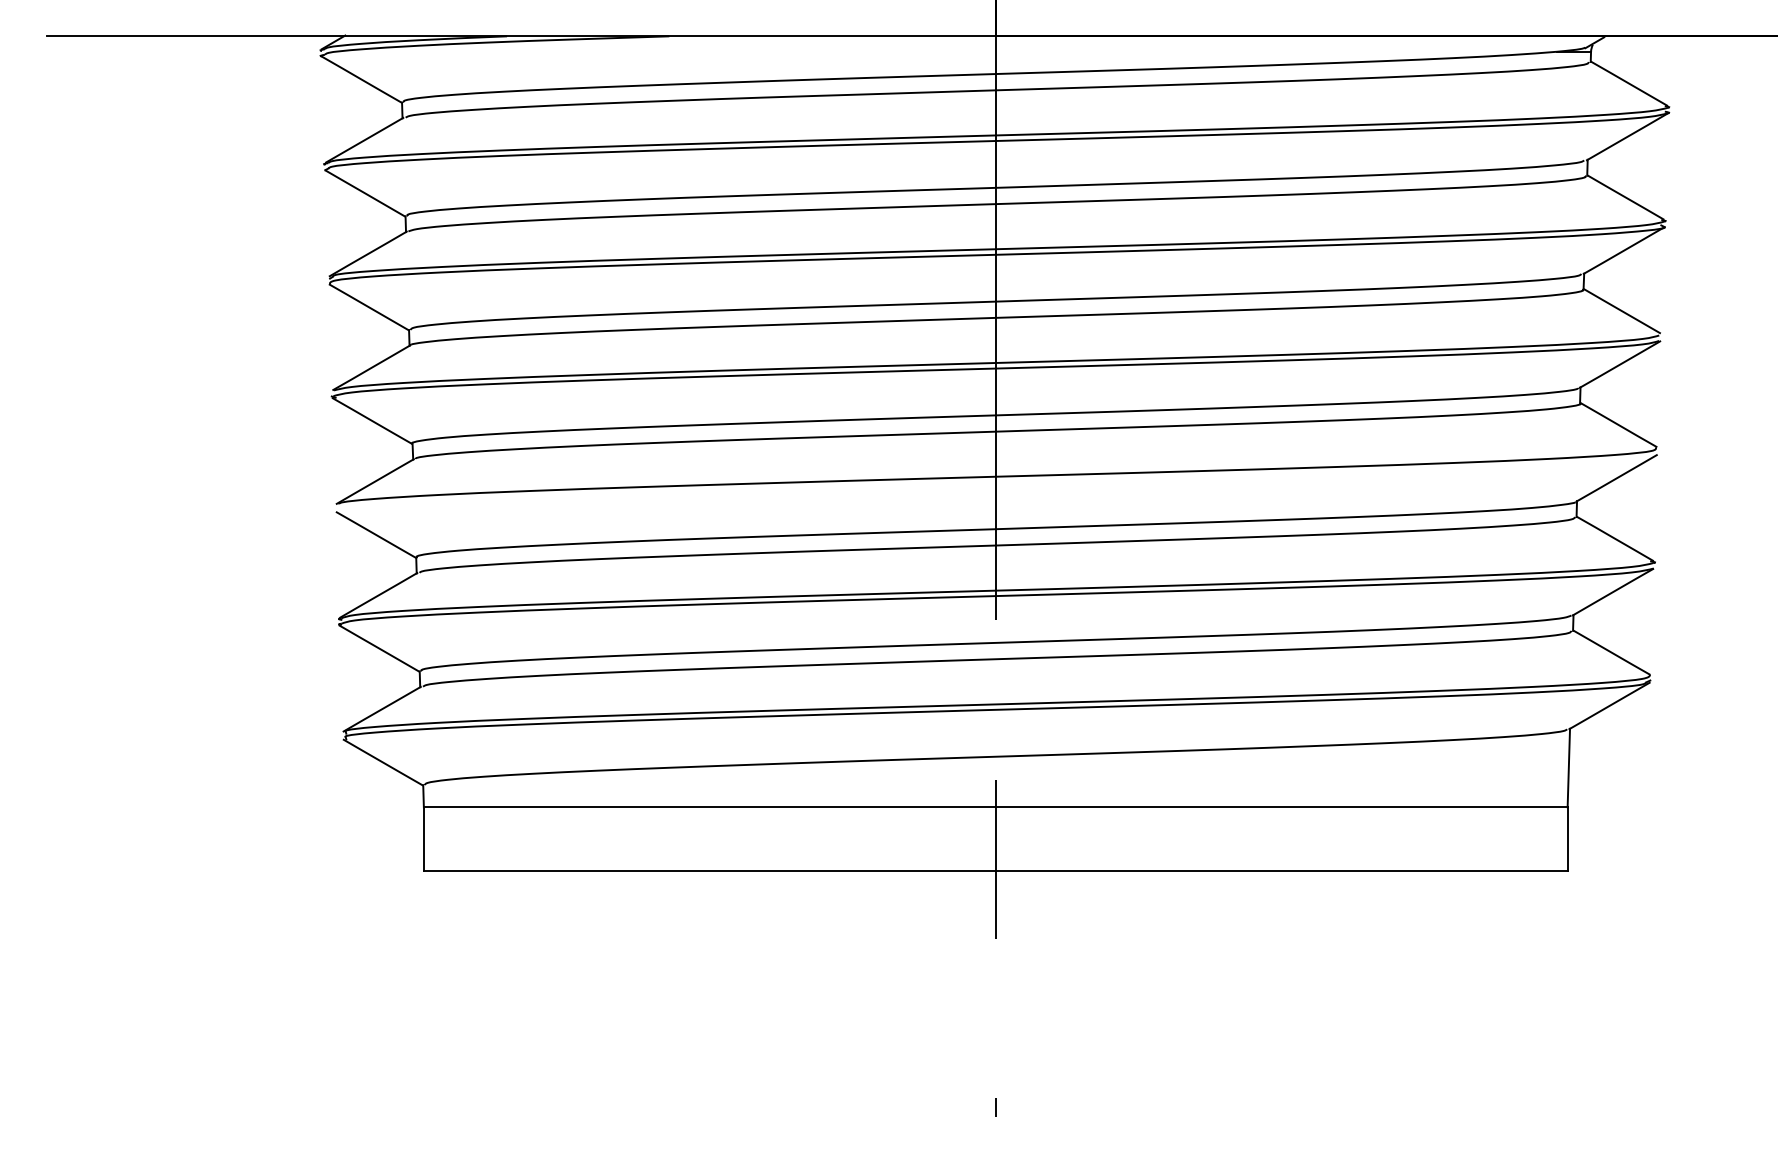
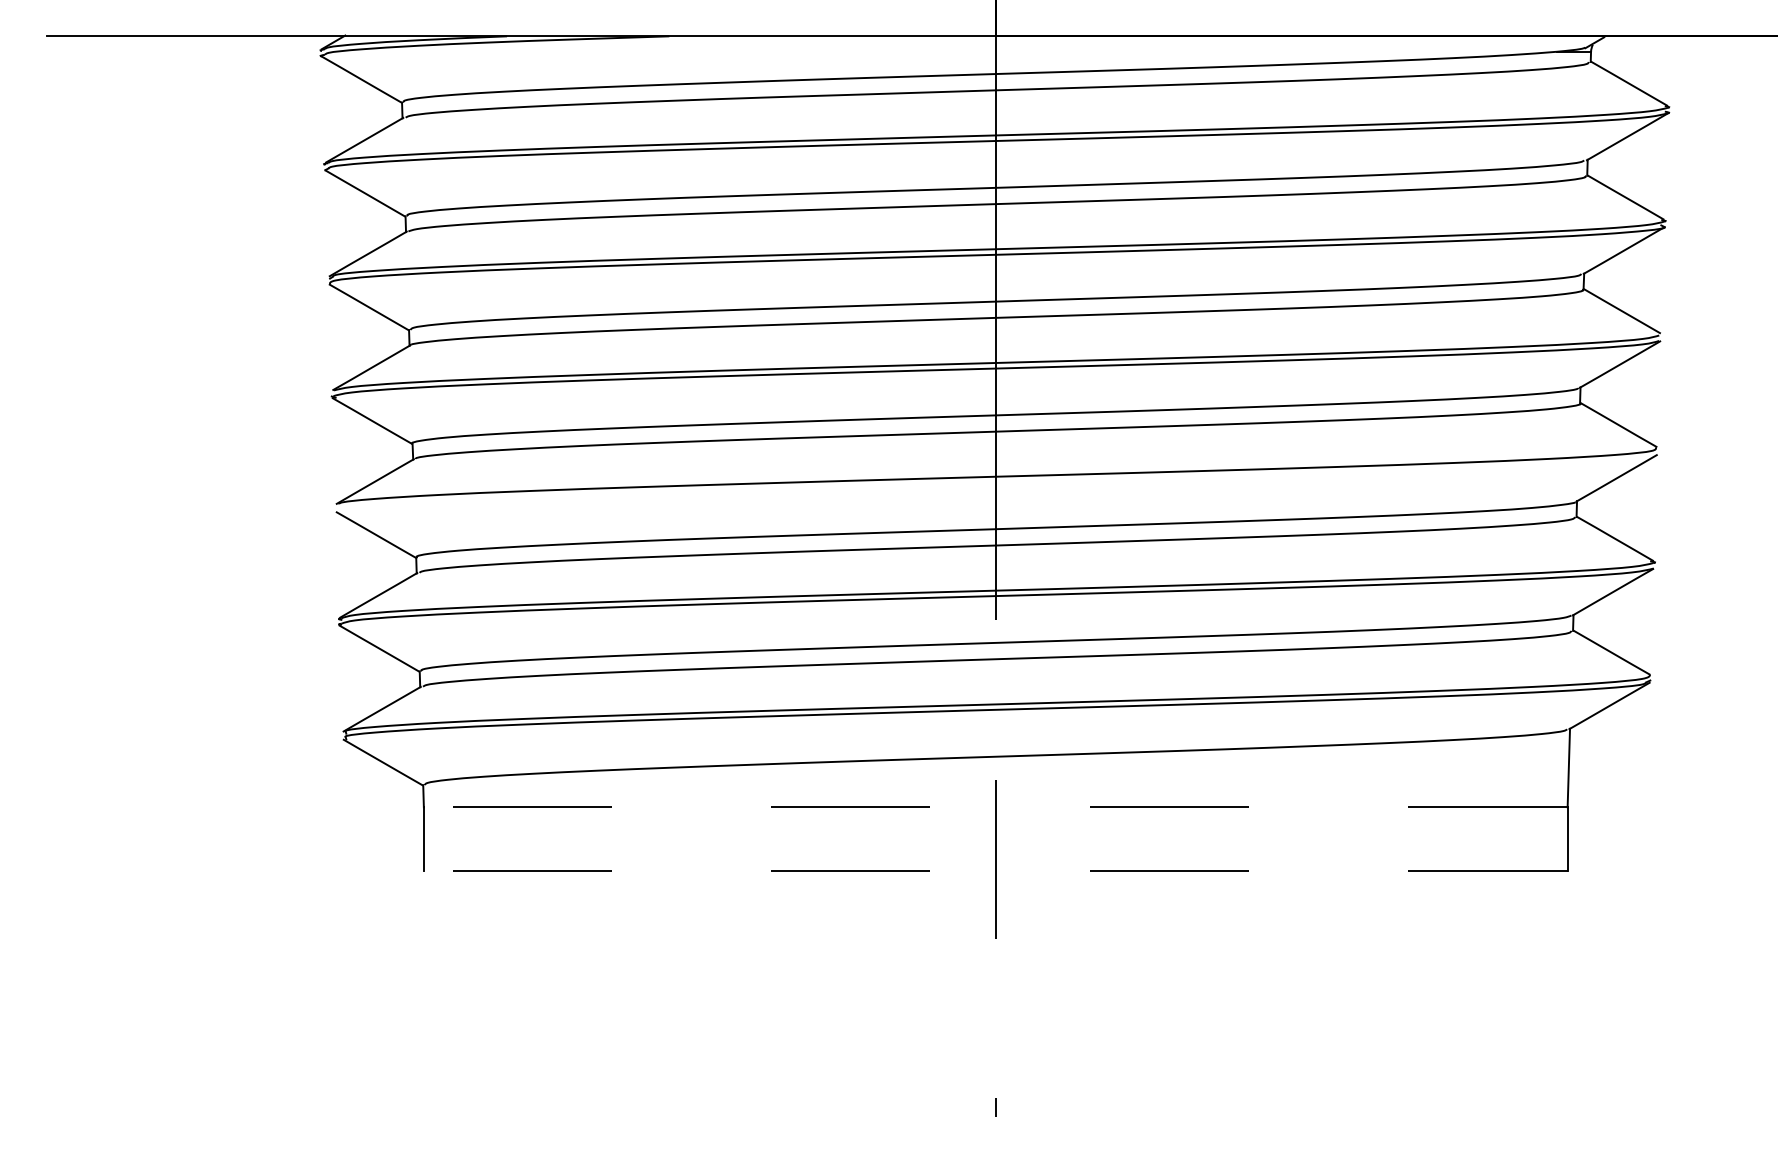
line: solid -> dashed (995, 807)
line: solid -> dashed (995, 871)
